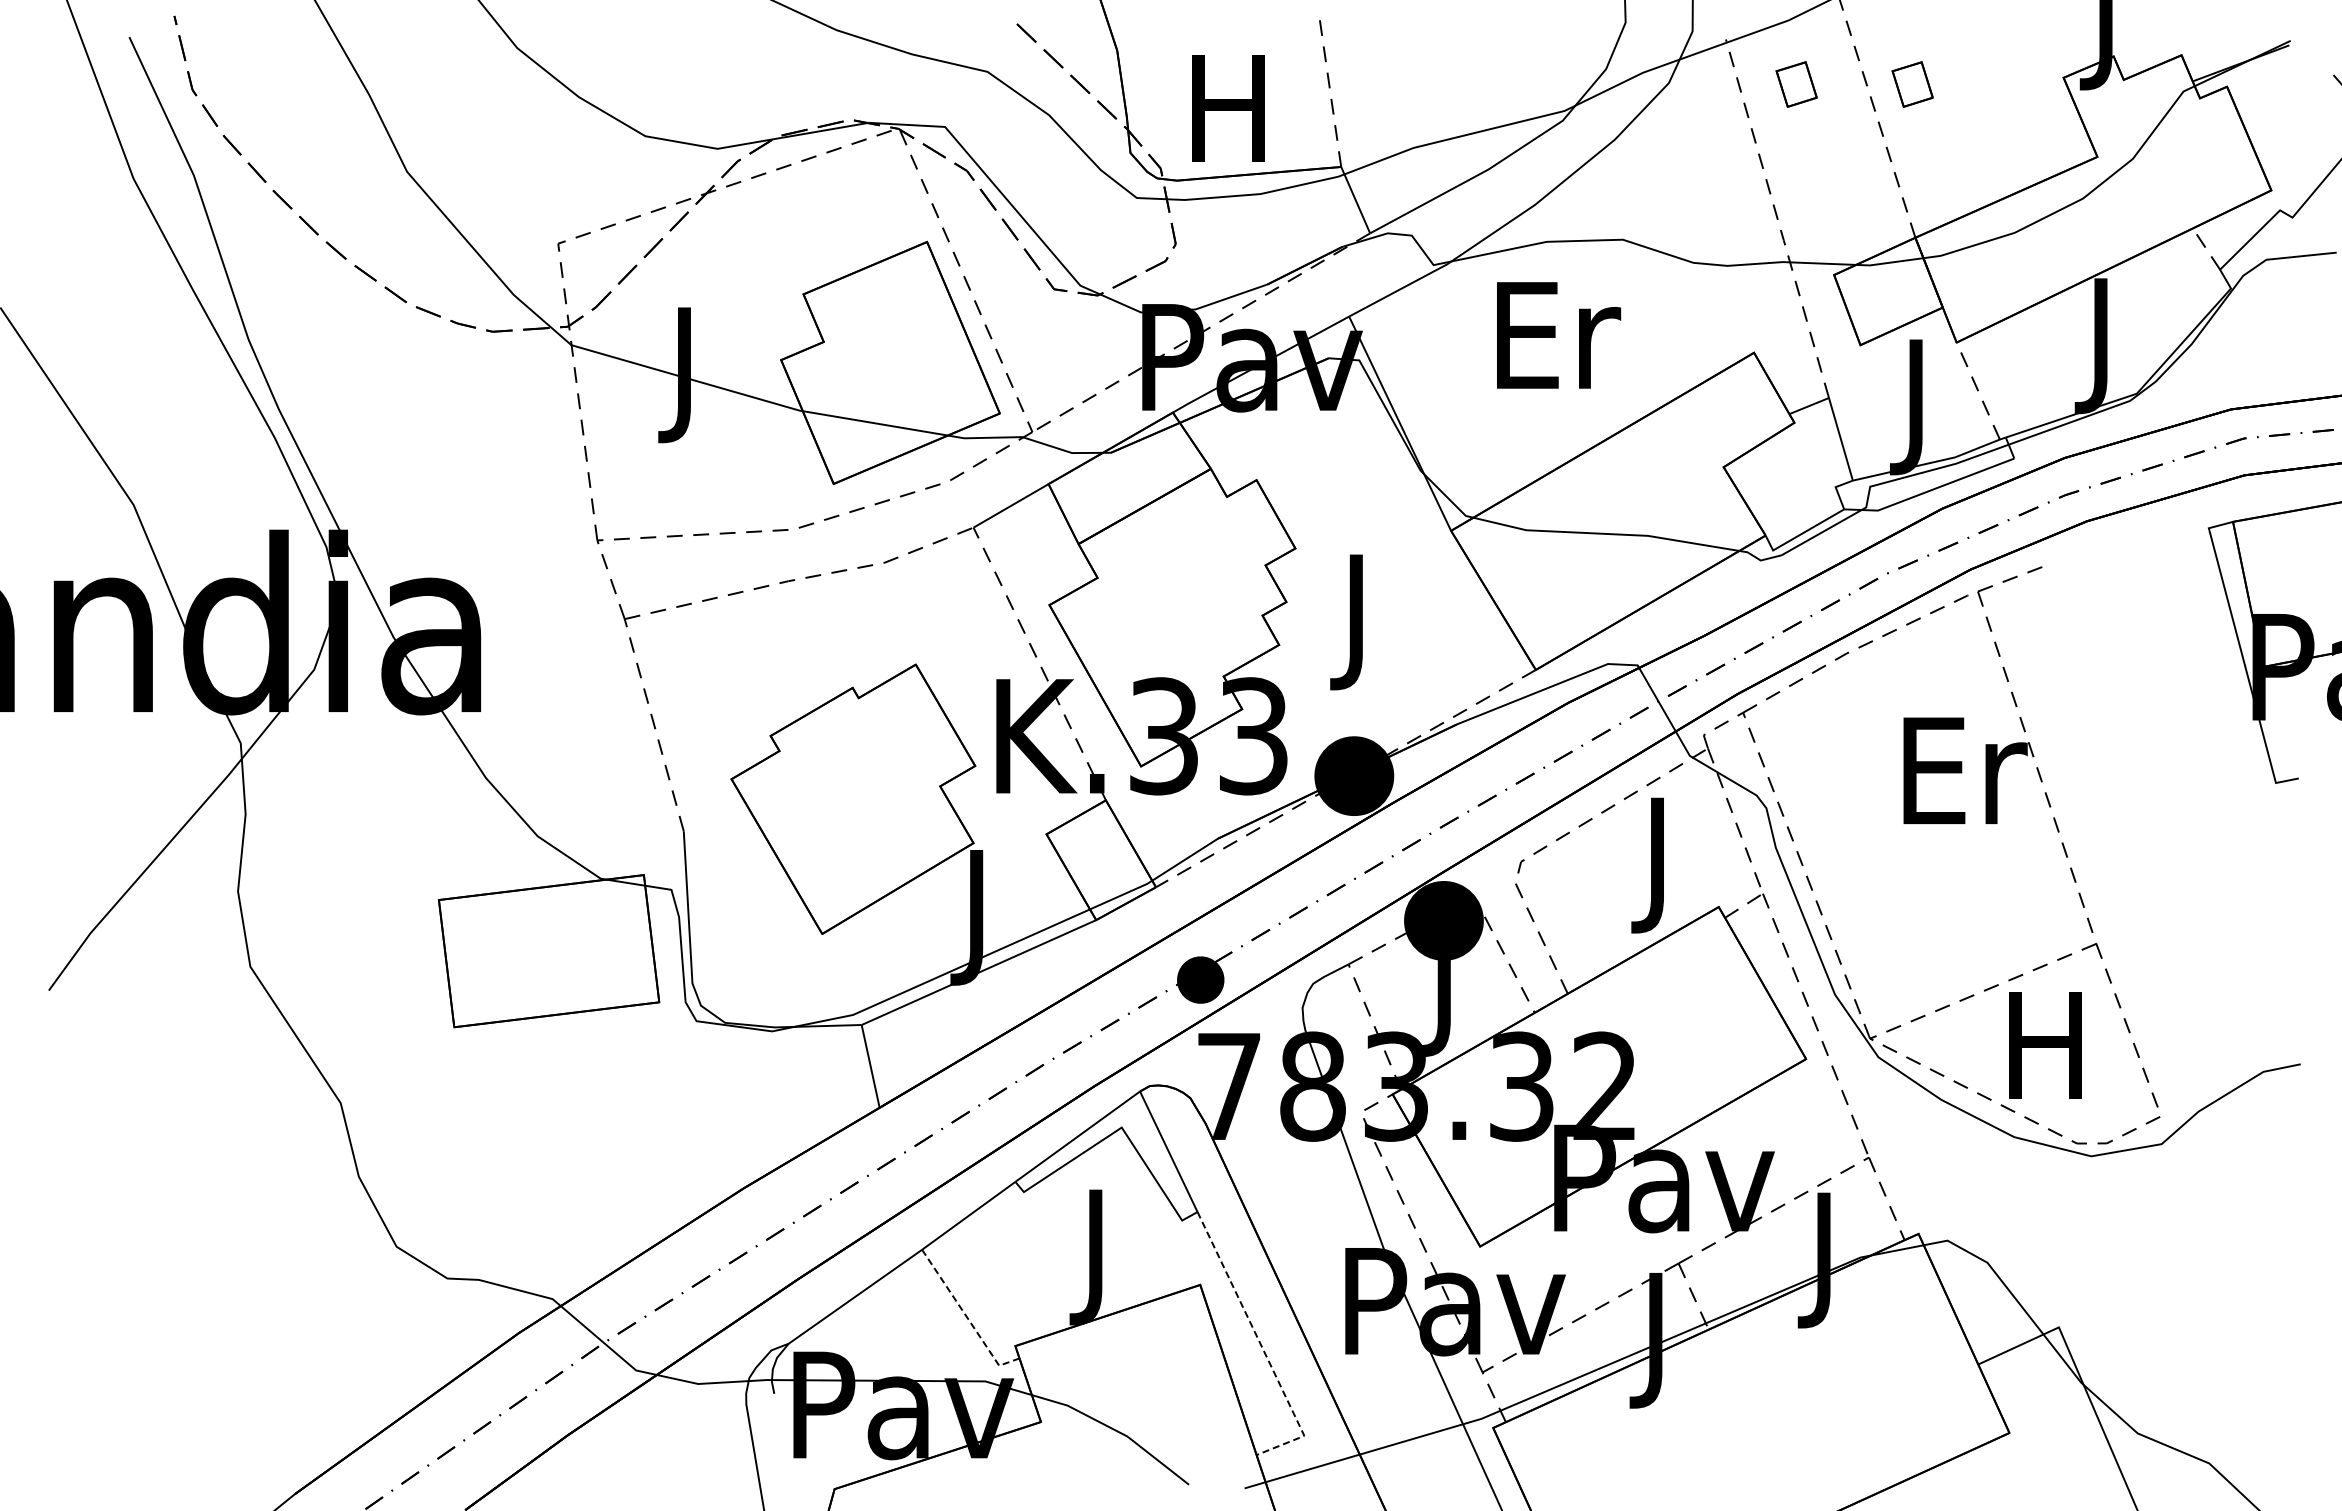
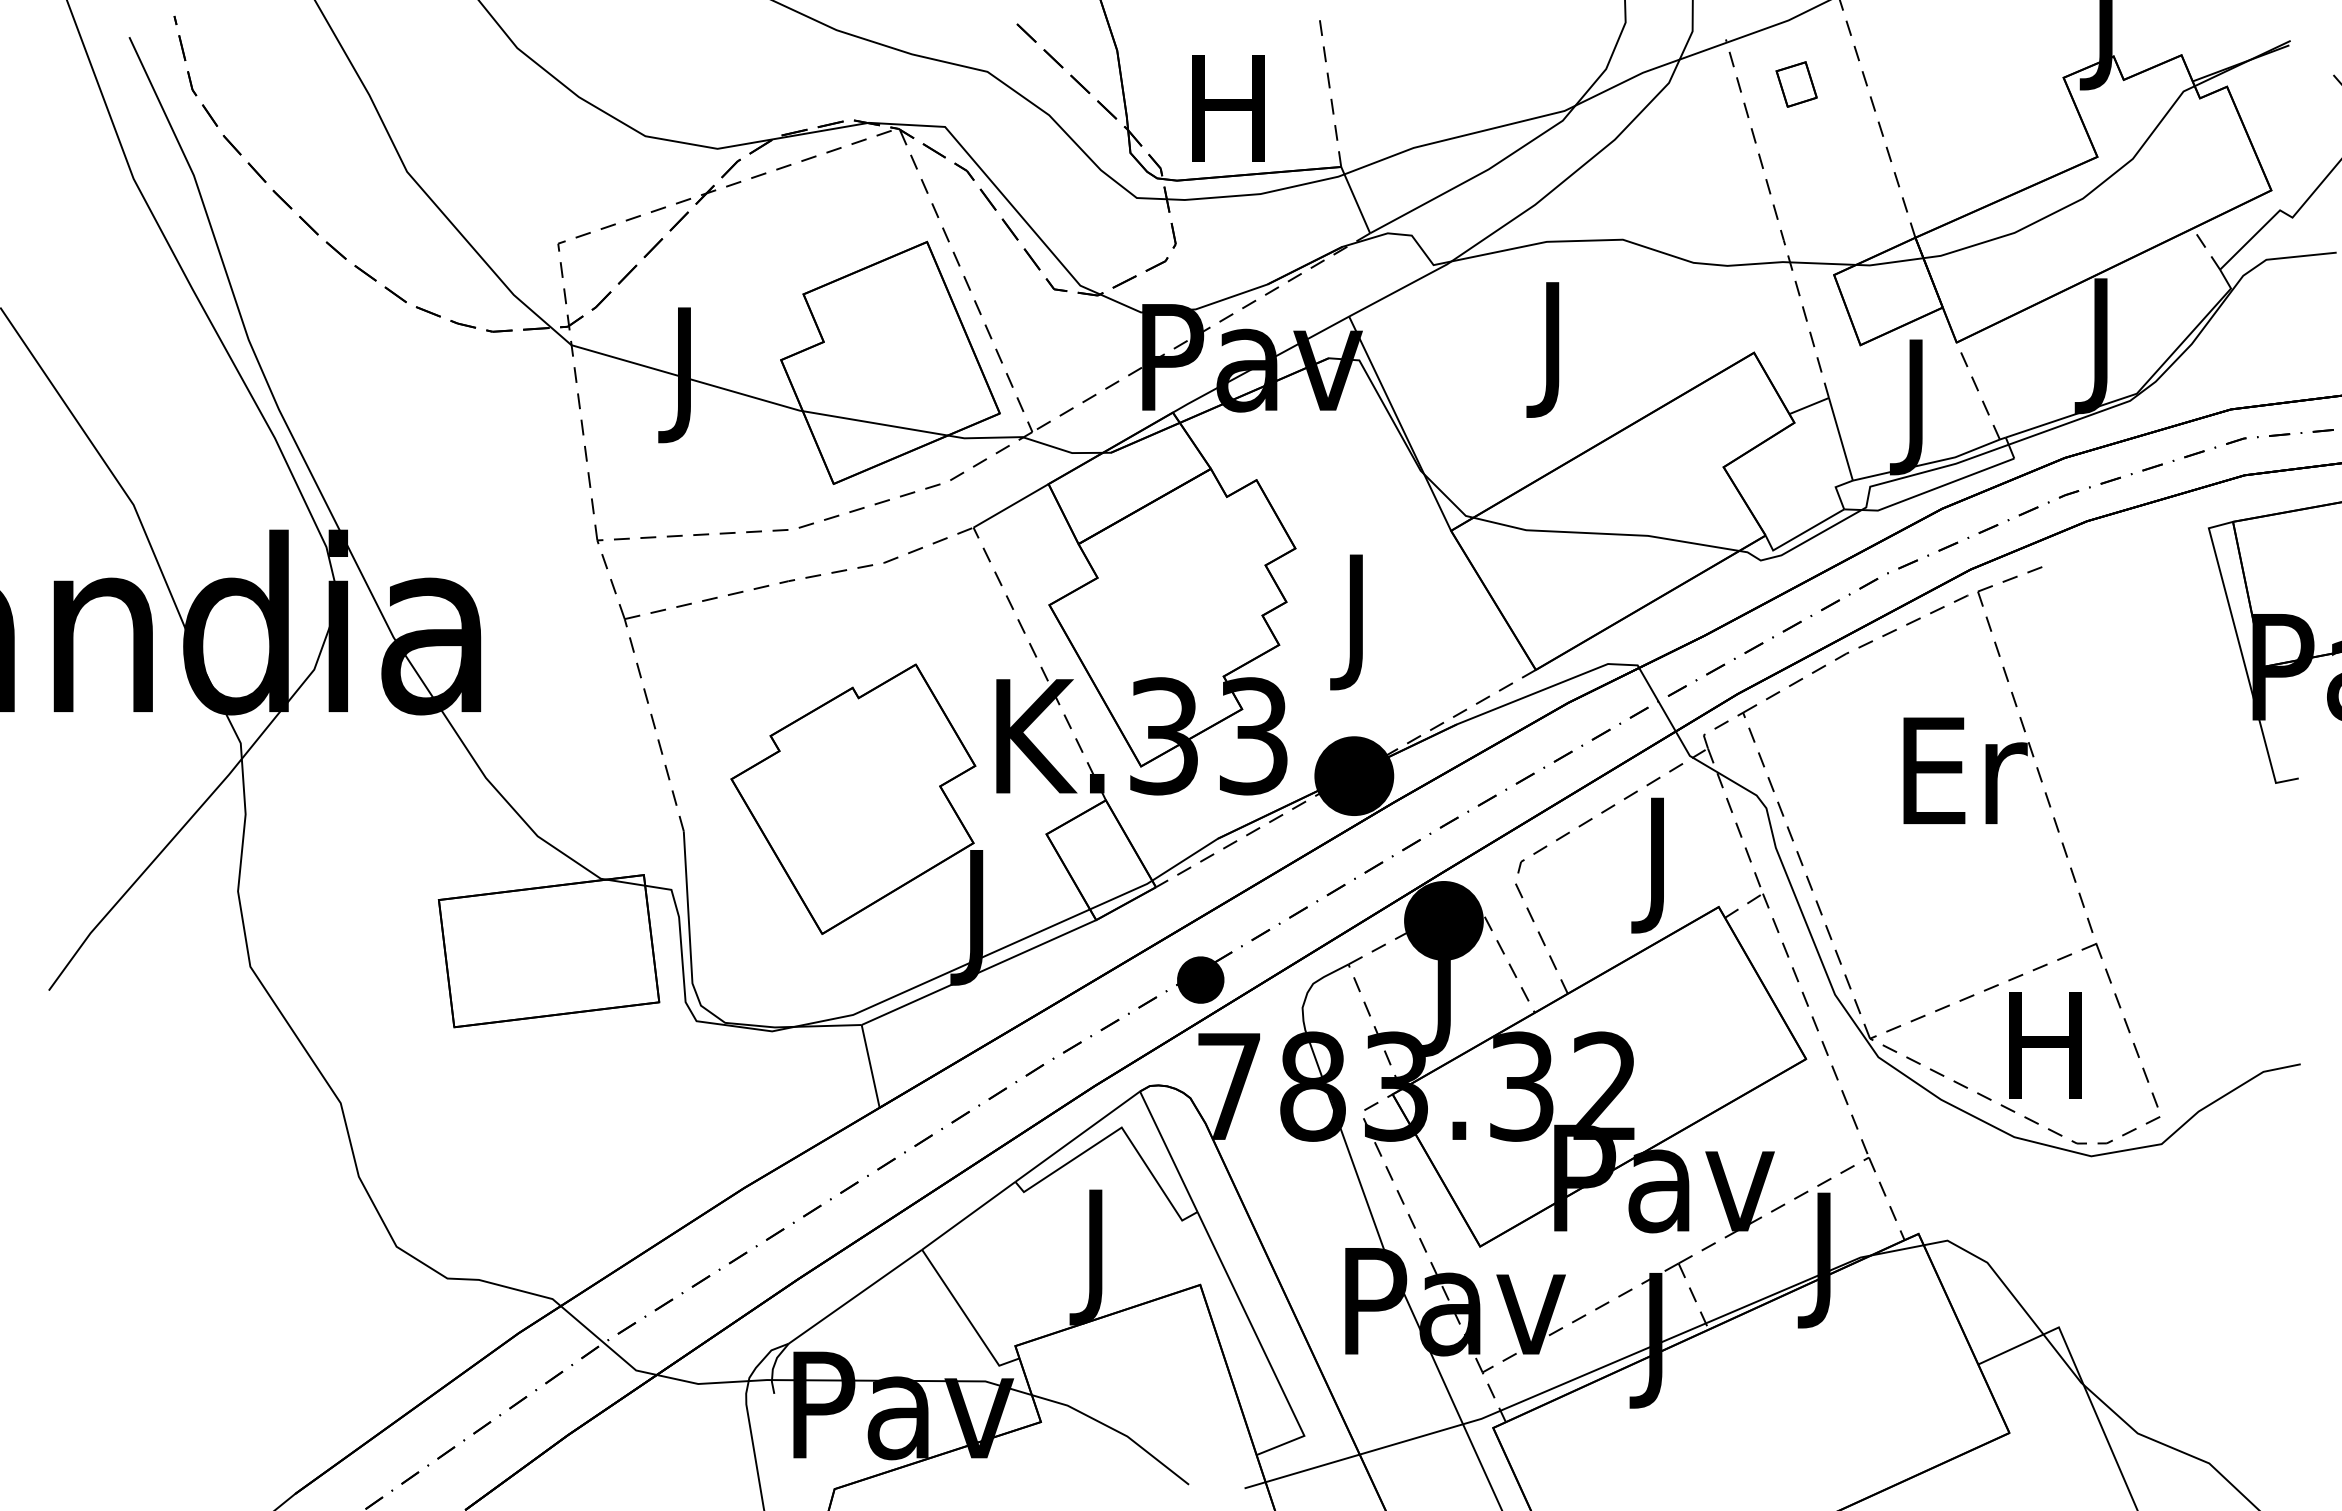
part: present -> none (1912, 84)
text: Er -> J (1559, 349)
line: dashed -> solid (967, 1317)
line: dashed -> solid (1262, 1347)
